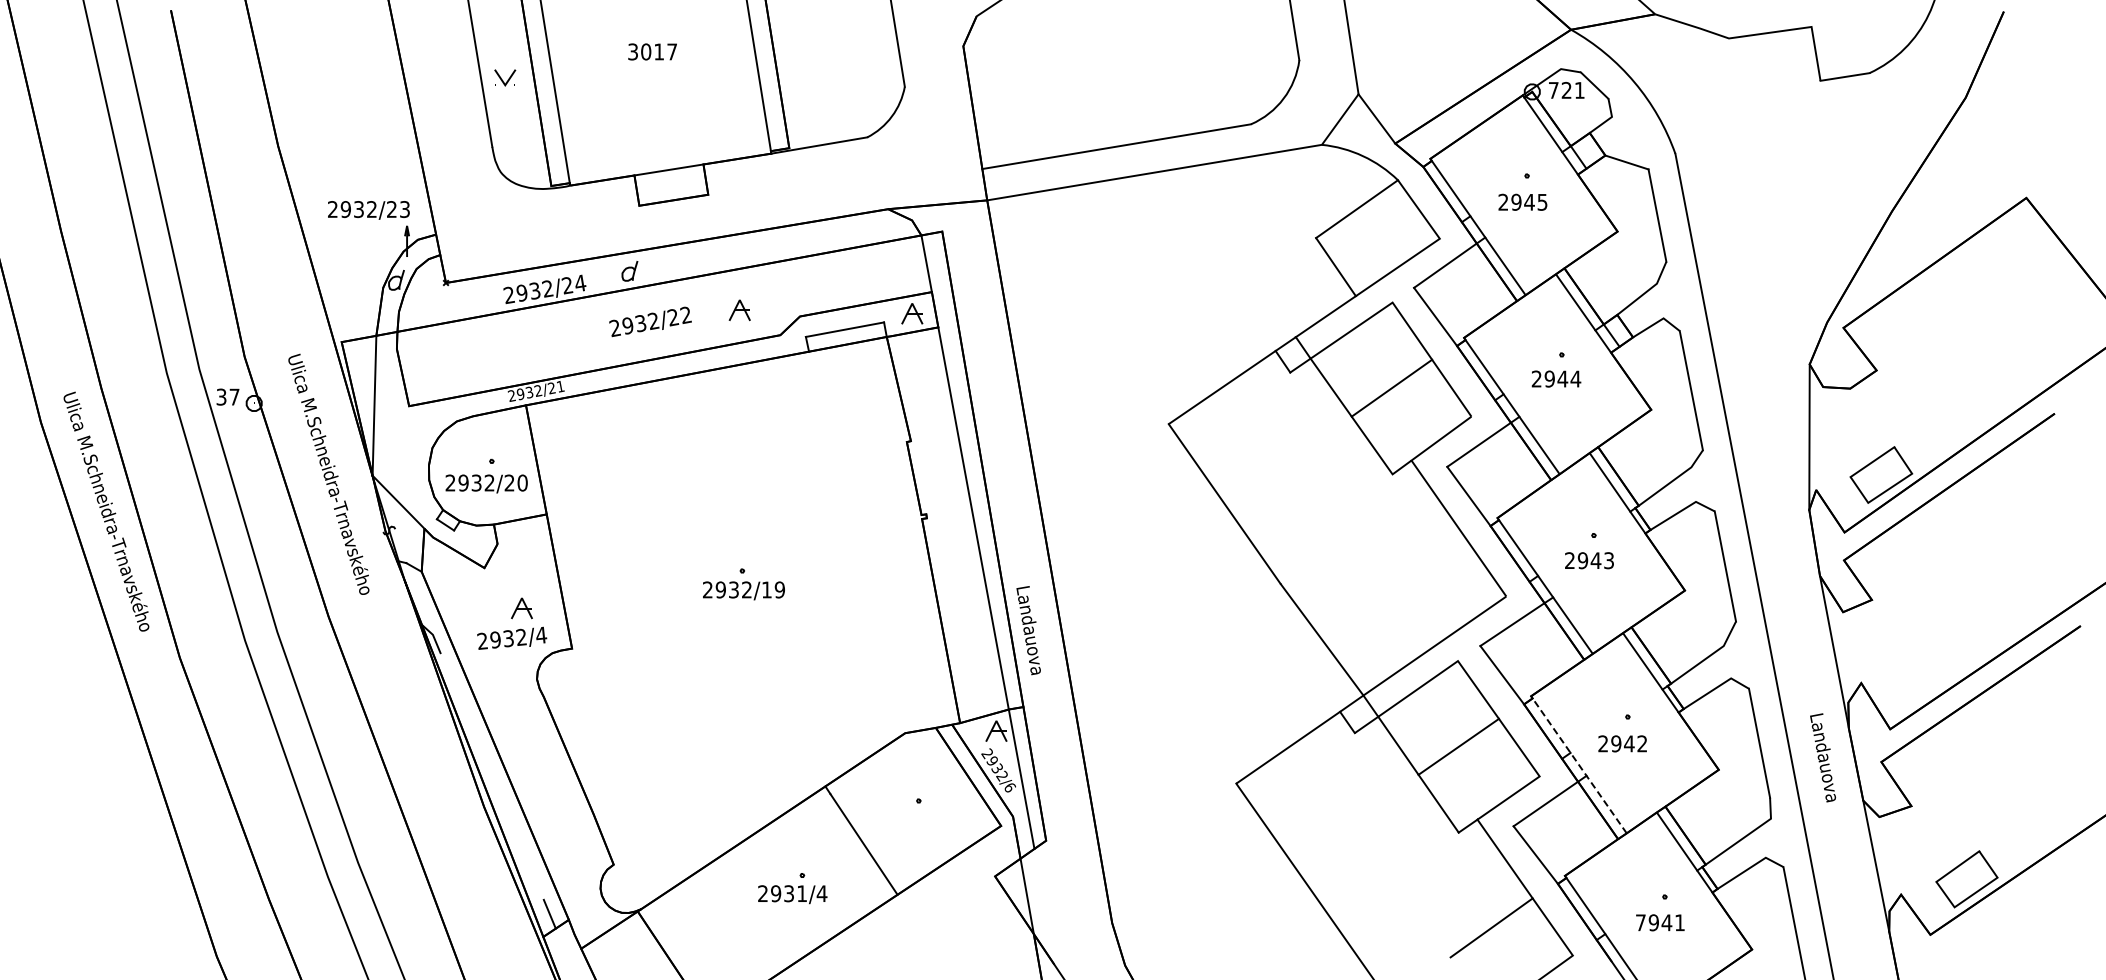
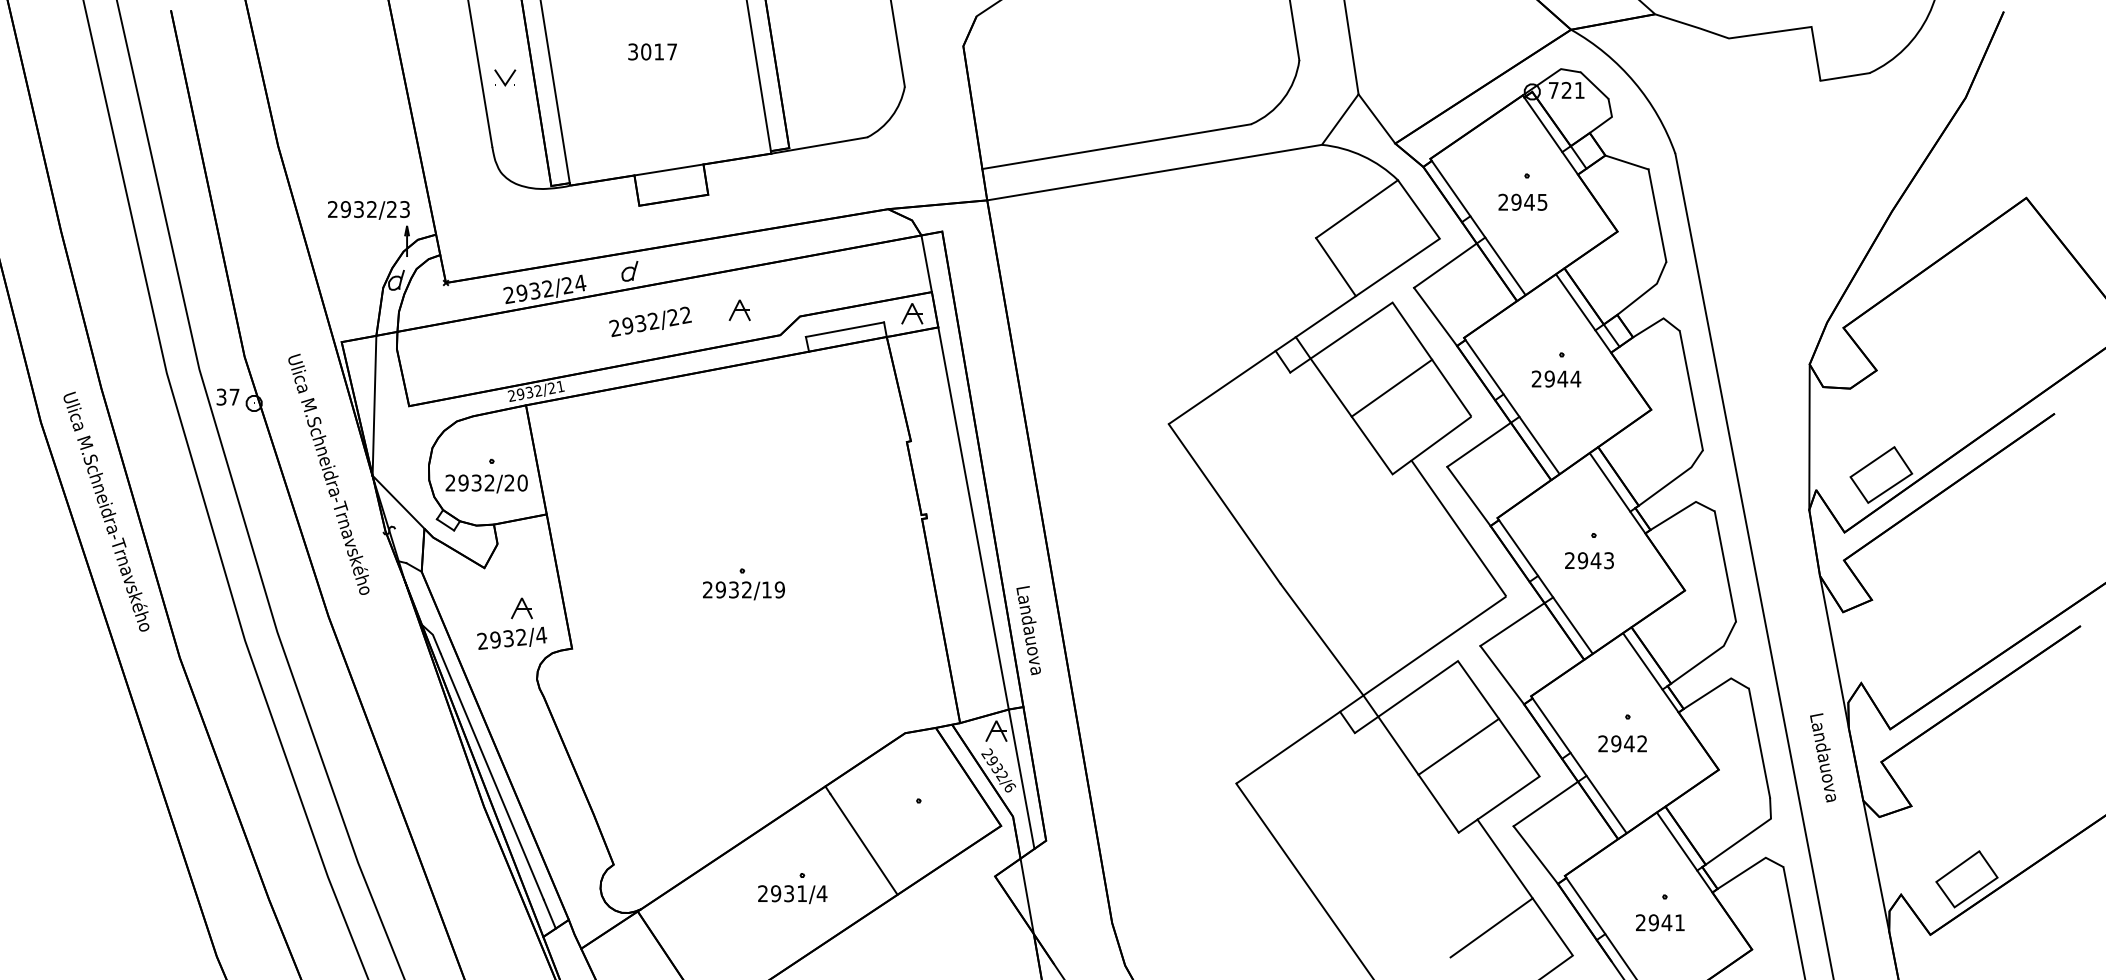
line: dashed -> solid (1579, 766)
line: none -> present (491, 776)
text: 7941 -> 2941 (1640, 922)
